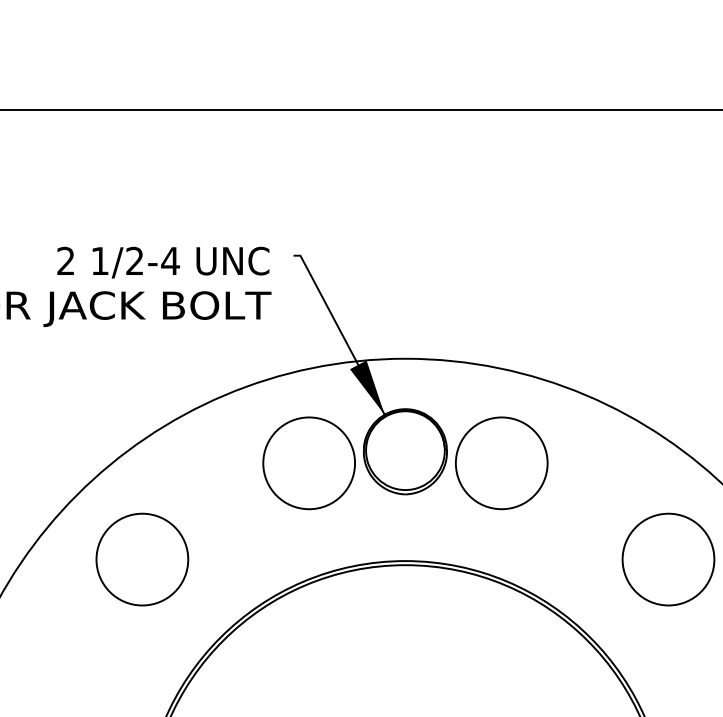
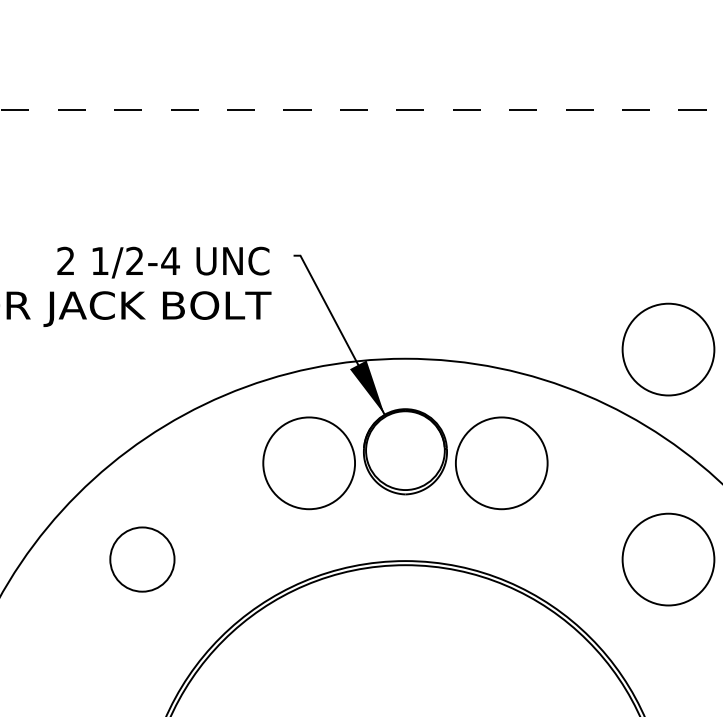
line: solid -> dashed (361, 110)
circle: none -> present (668, 349)
circle size: 95x95 px -> 67x67 px (142, 559)
